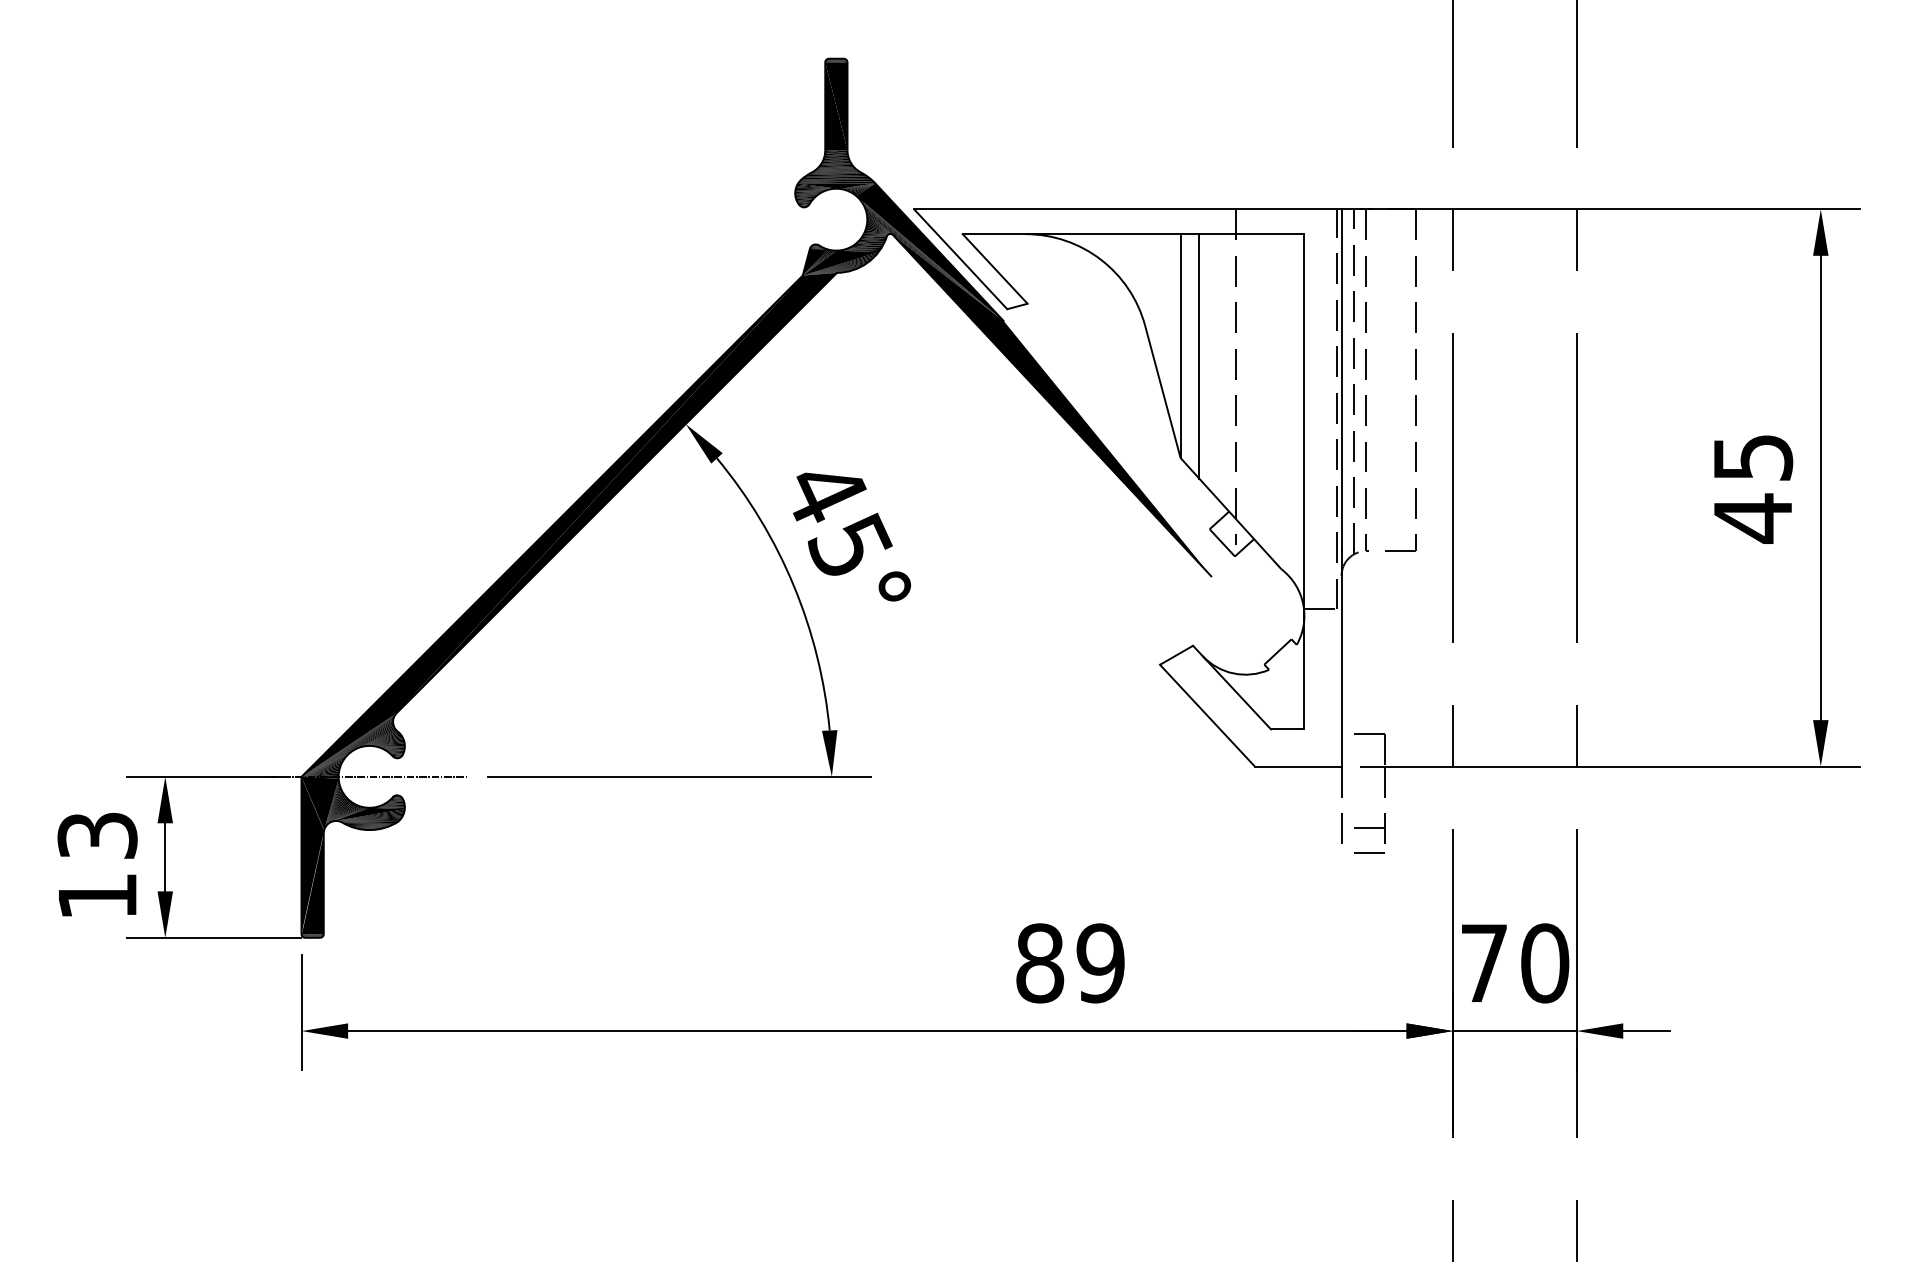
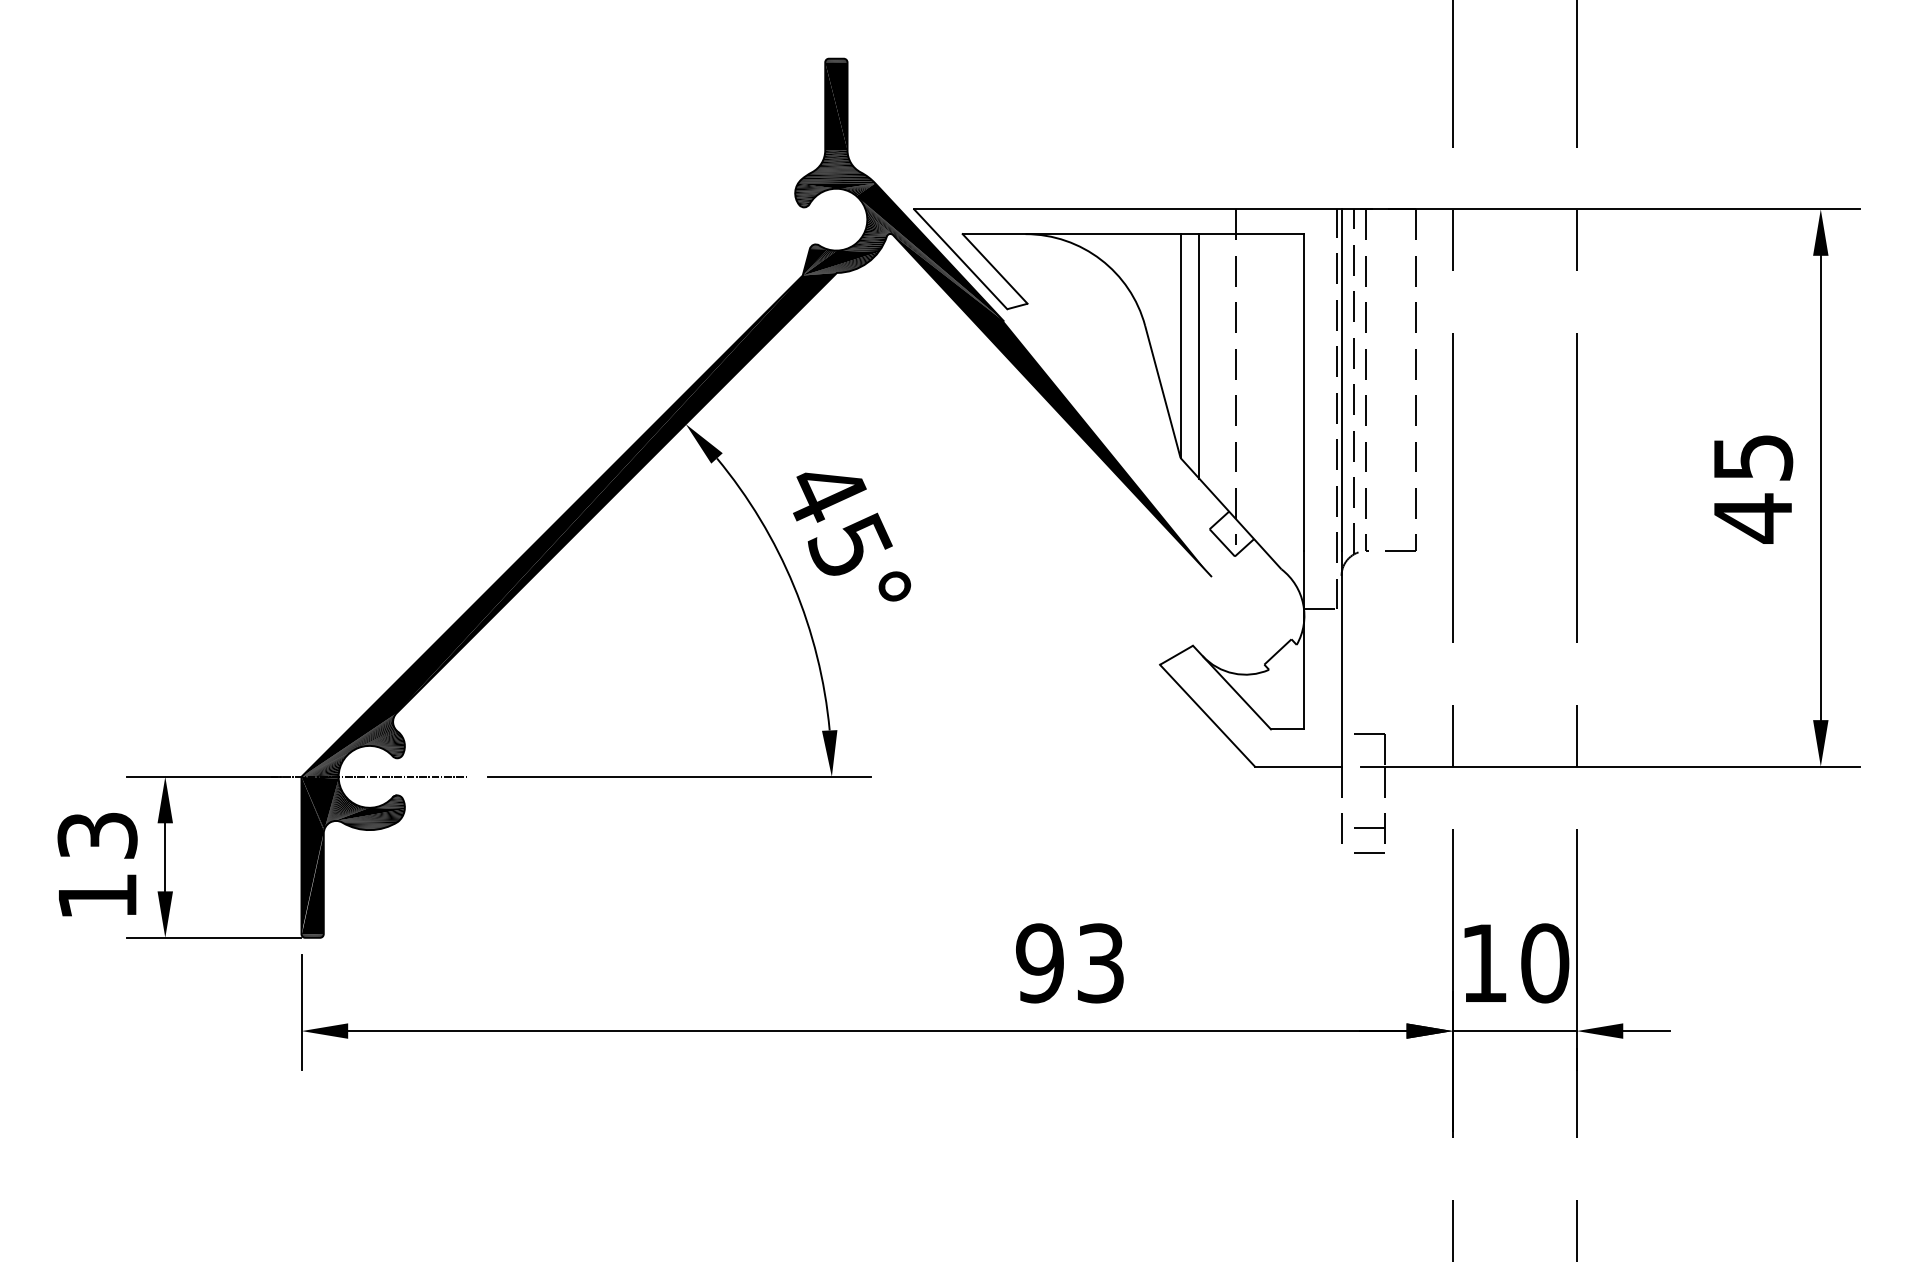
text: 70 -> 10 (1484, 962)
text: 89 -> 93 (1070, 963)
